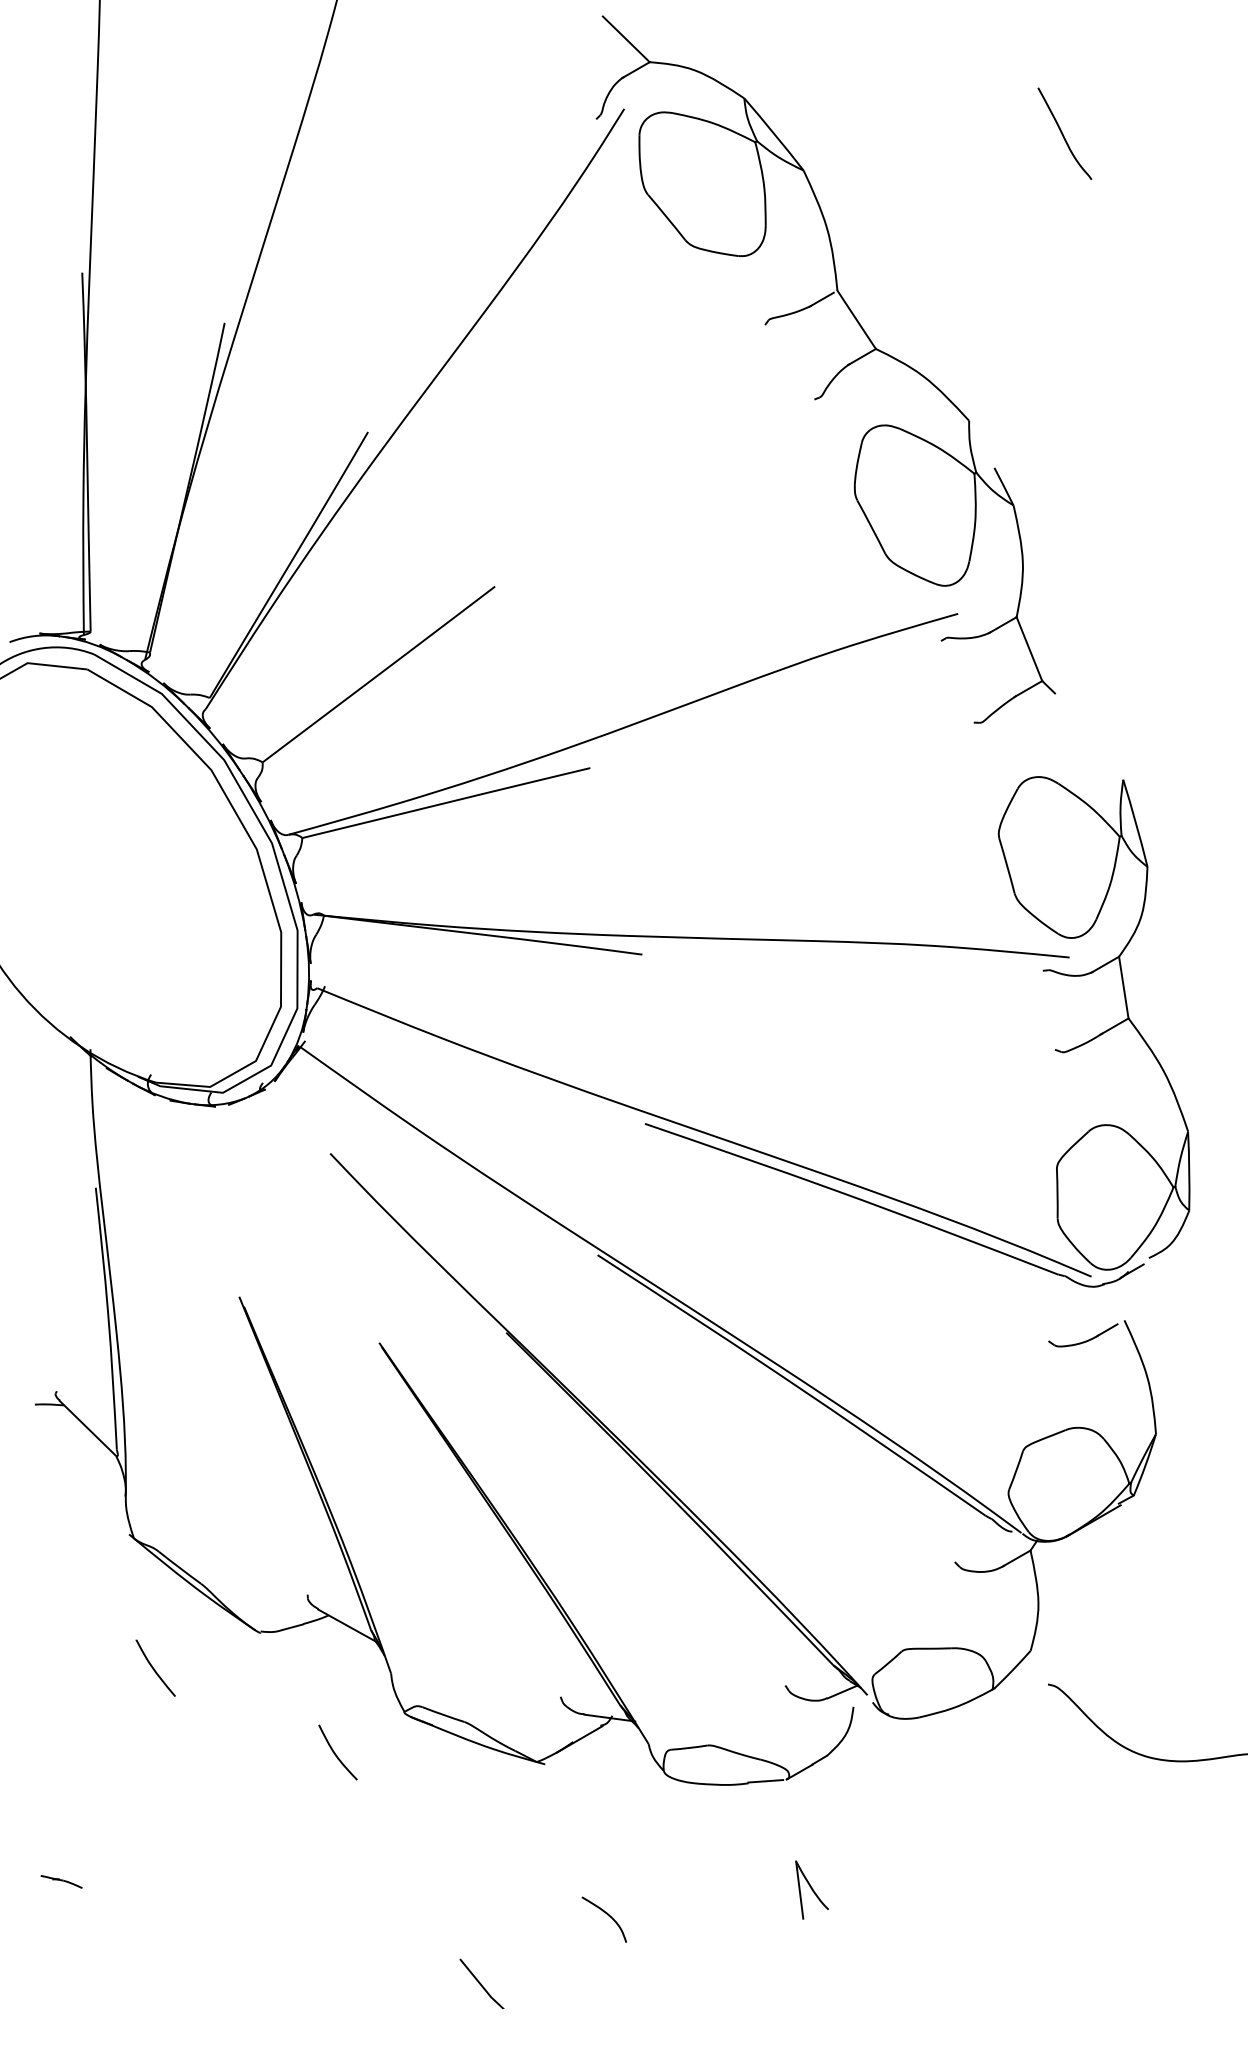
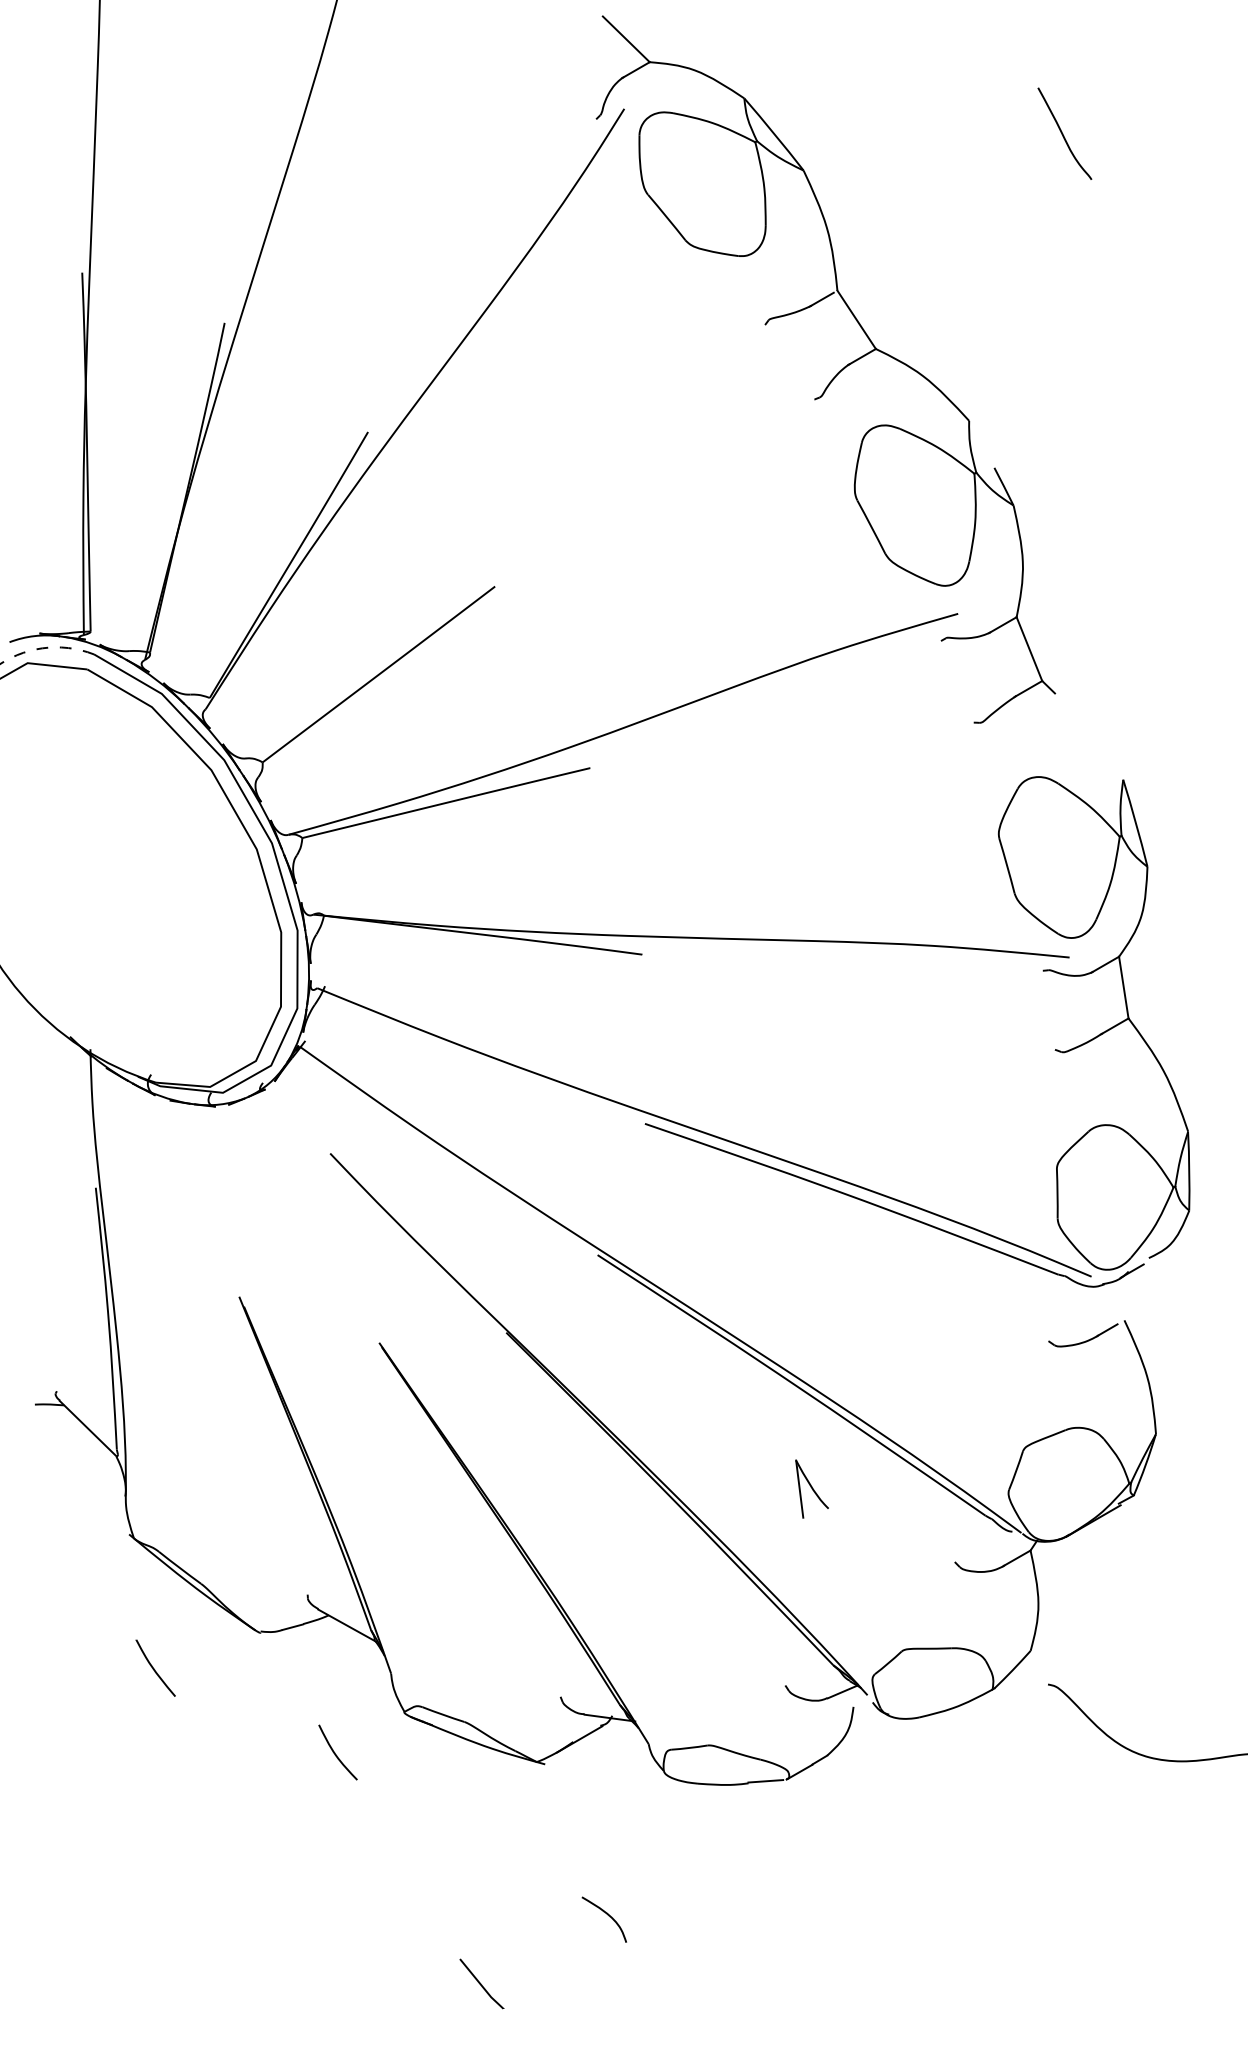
arc: solid -> dashed (45, 647)
part: present -> none (61, 1881)
part position: (811, 1889) -> (811, 1488) (811, 1488)
